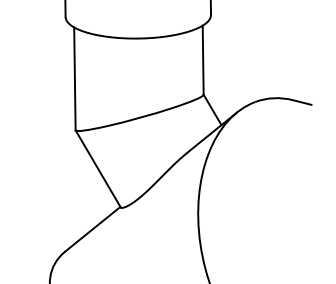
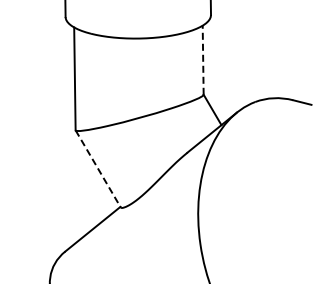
line: solid -> dashed (203, 60)
line: solid -> dashed (98, 169)
